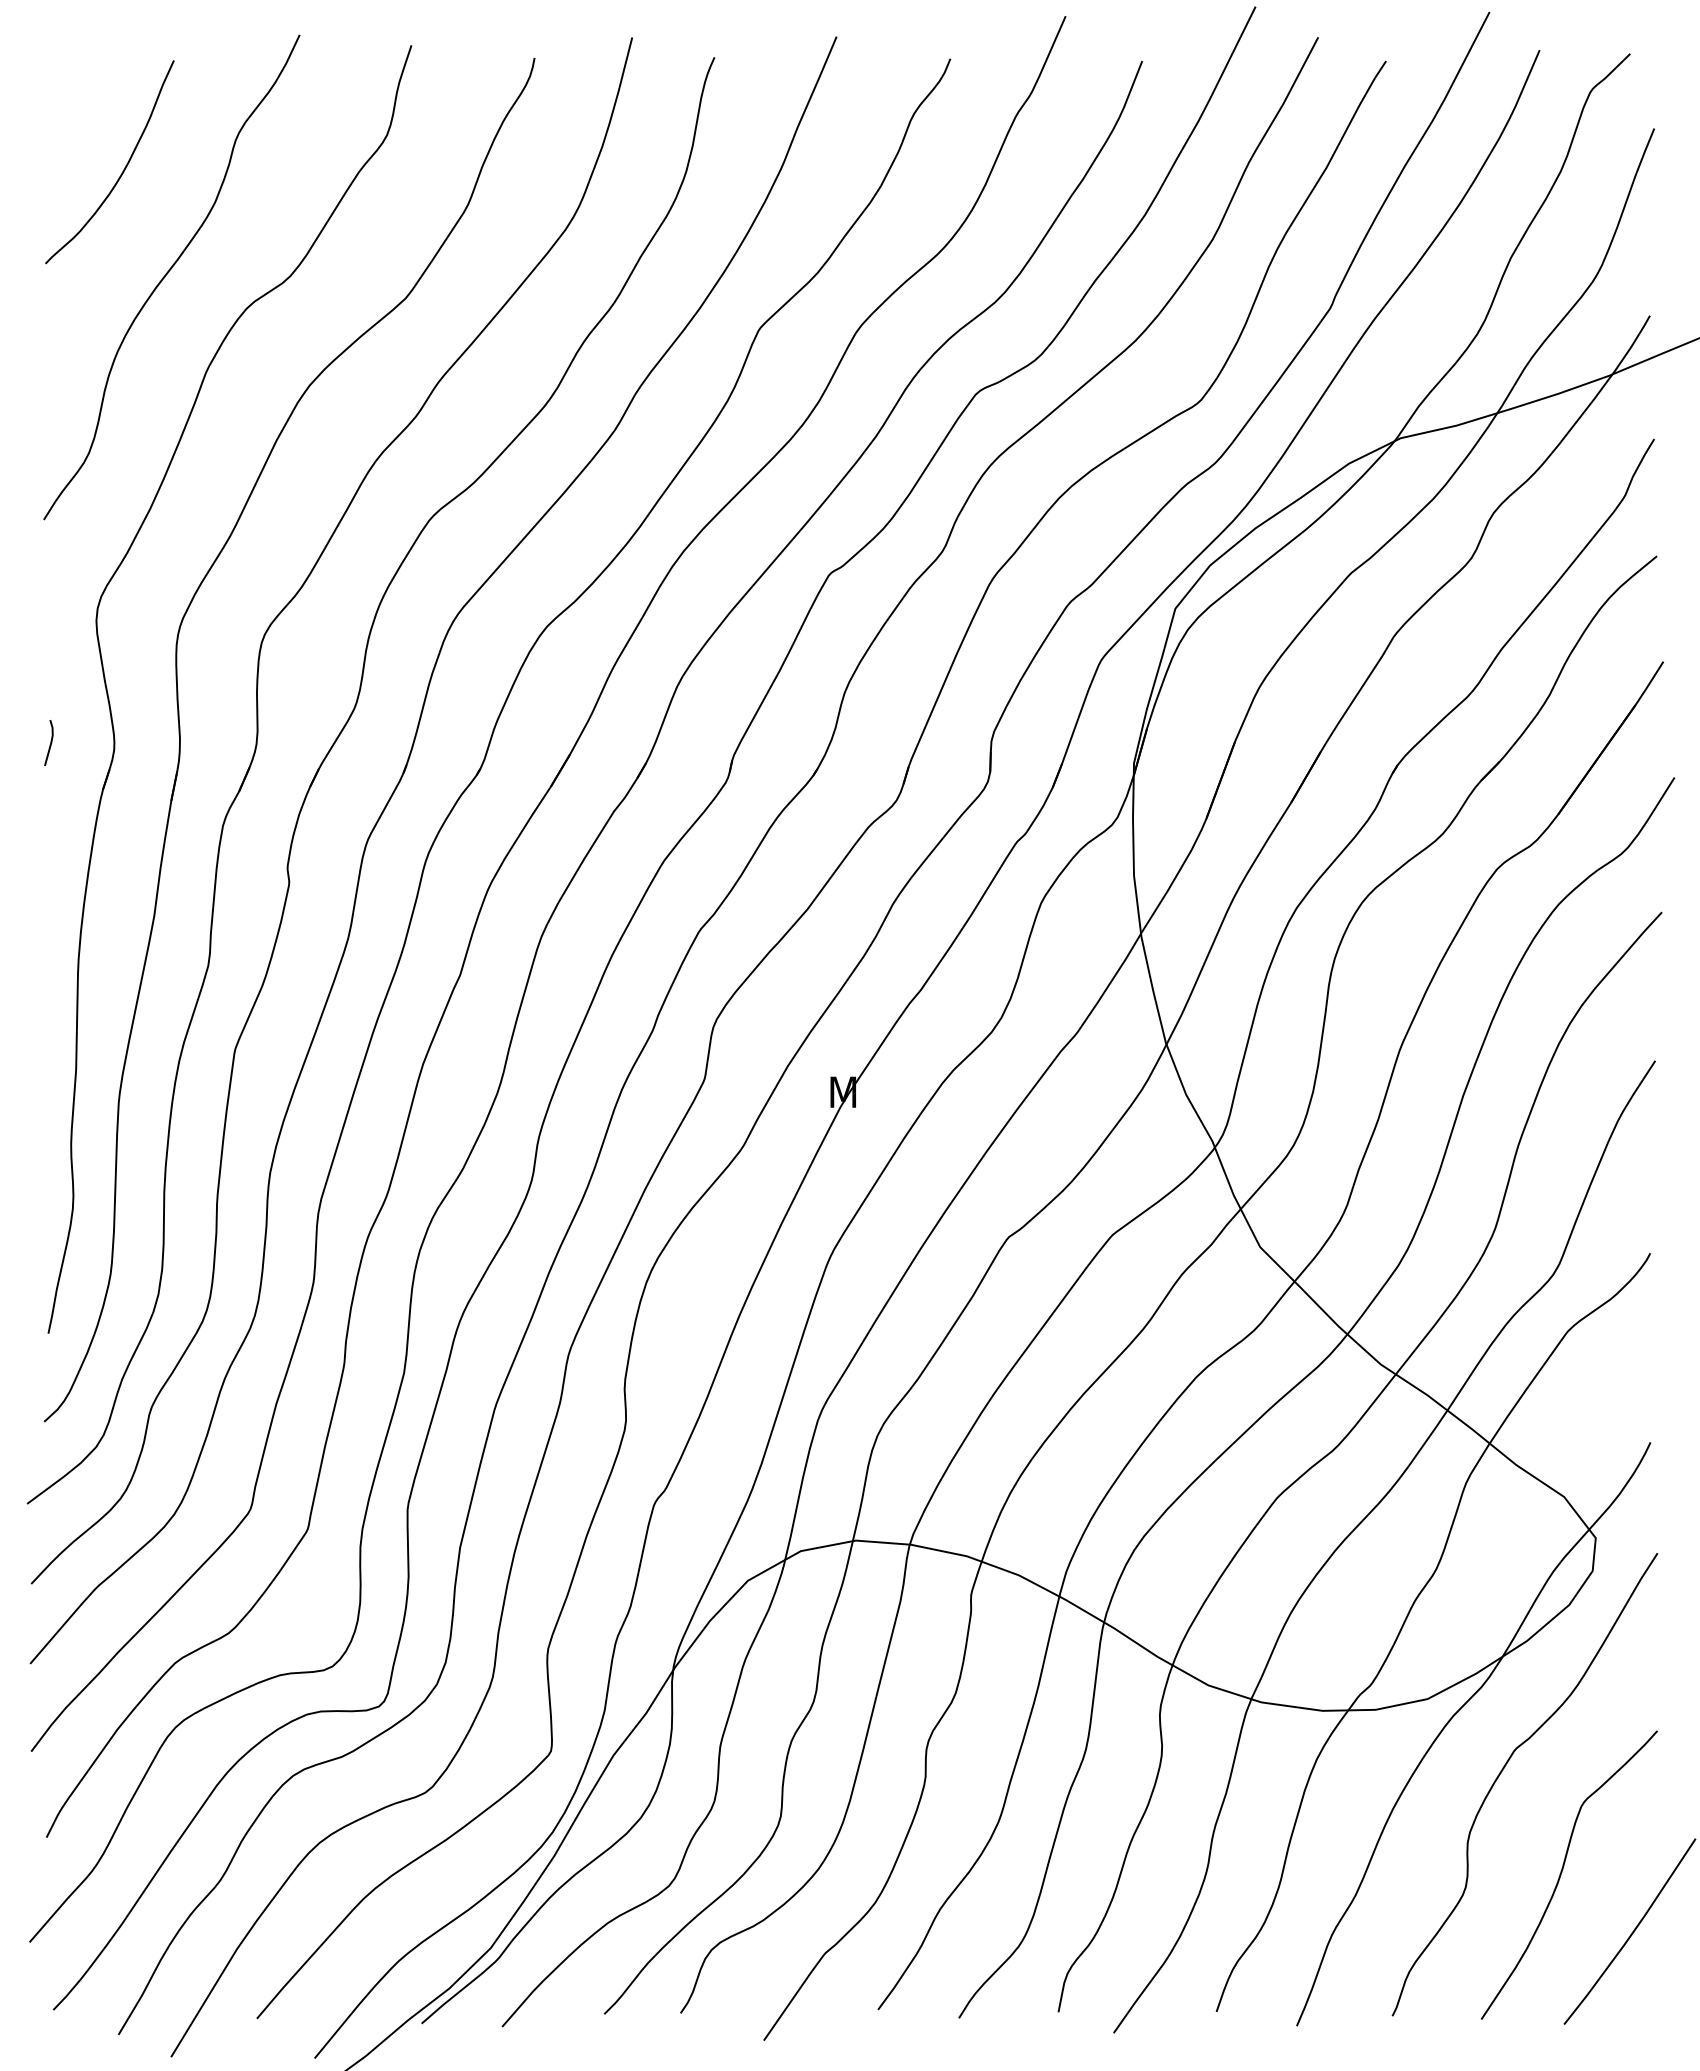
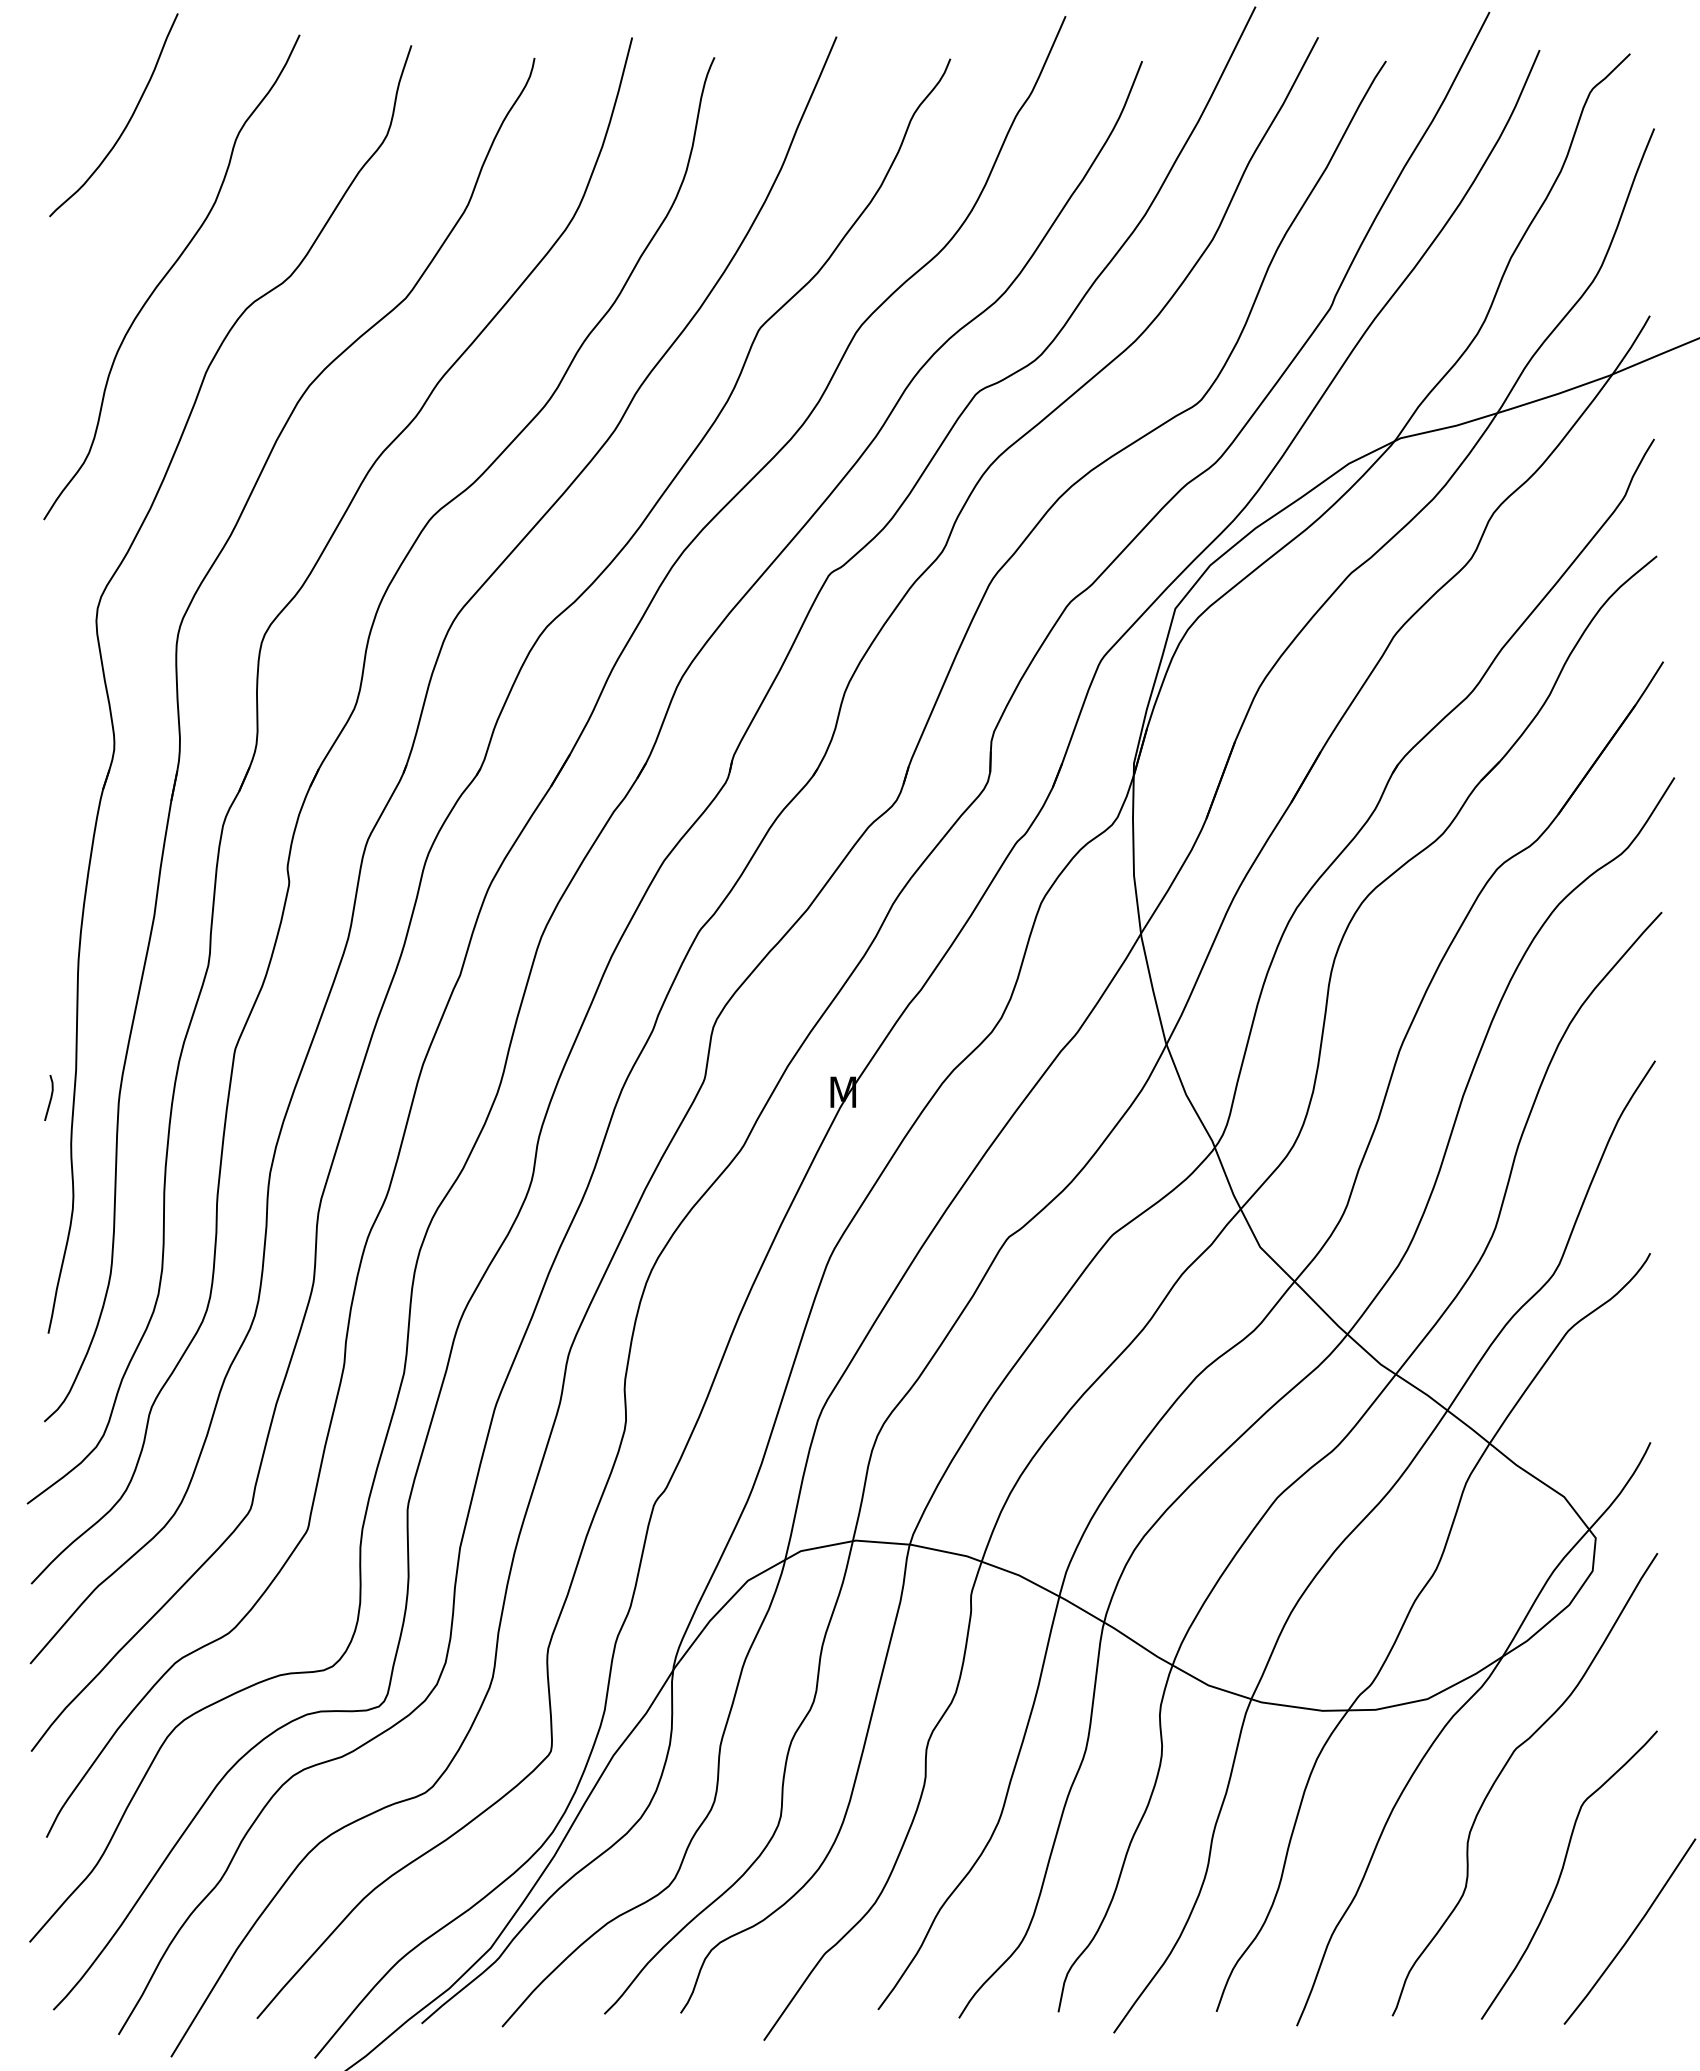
curve position: (123, 169) -> (127, 122) (127, 122)
line position: (50, 742) -> (50, 1097) (50, 1097)
